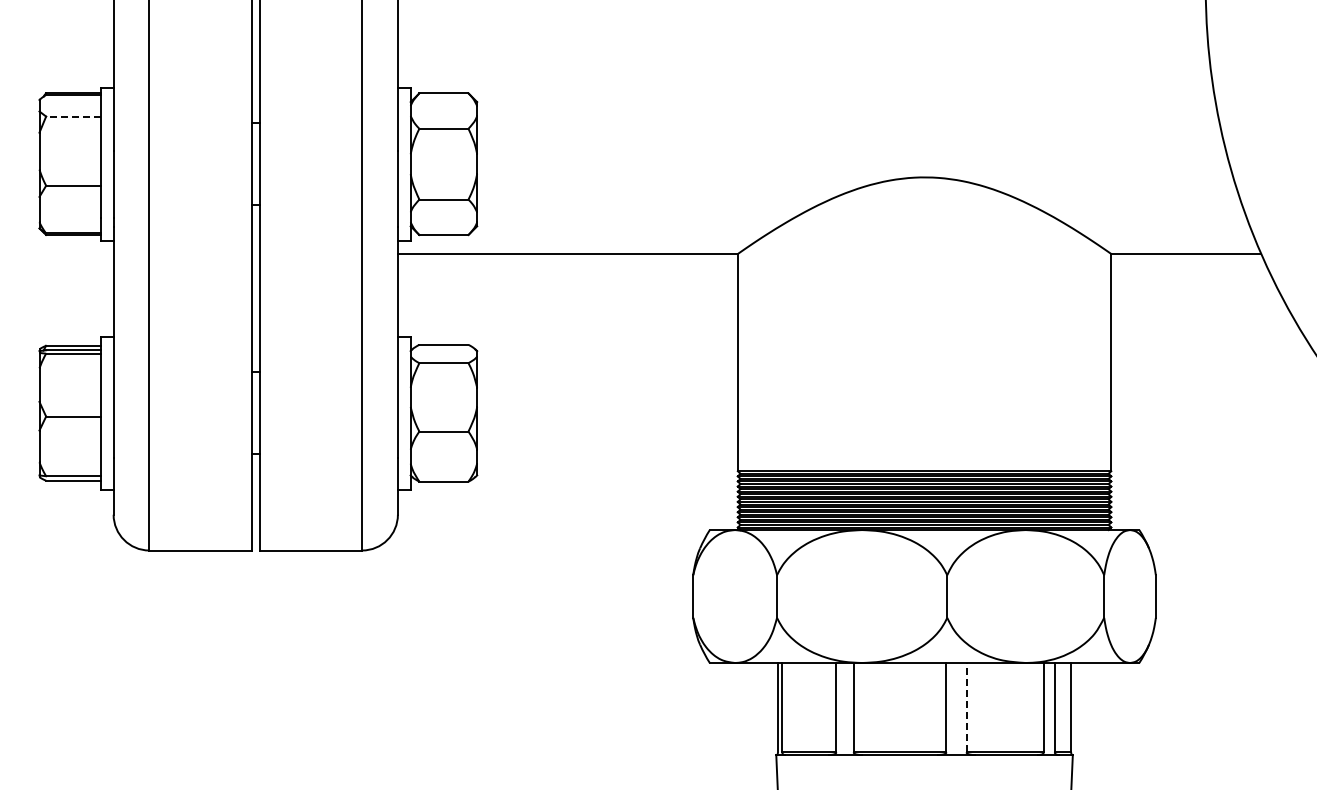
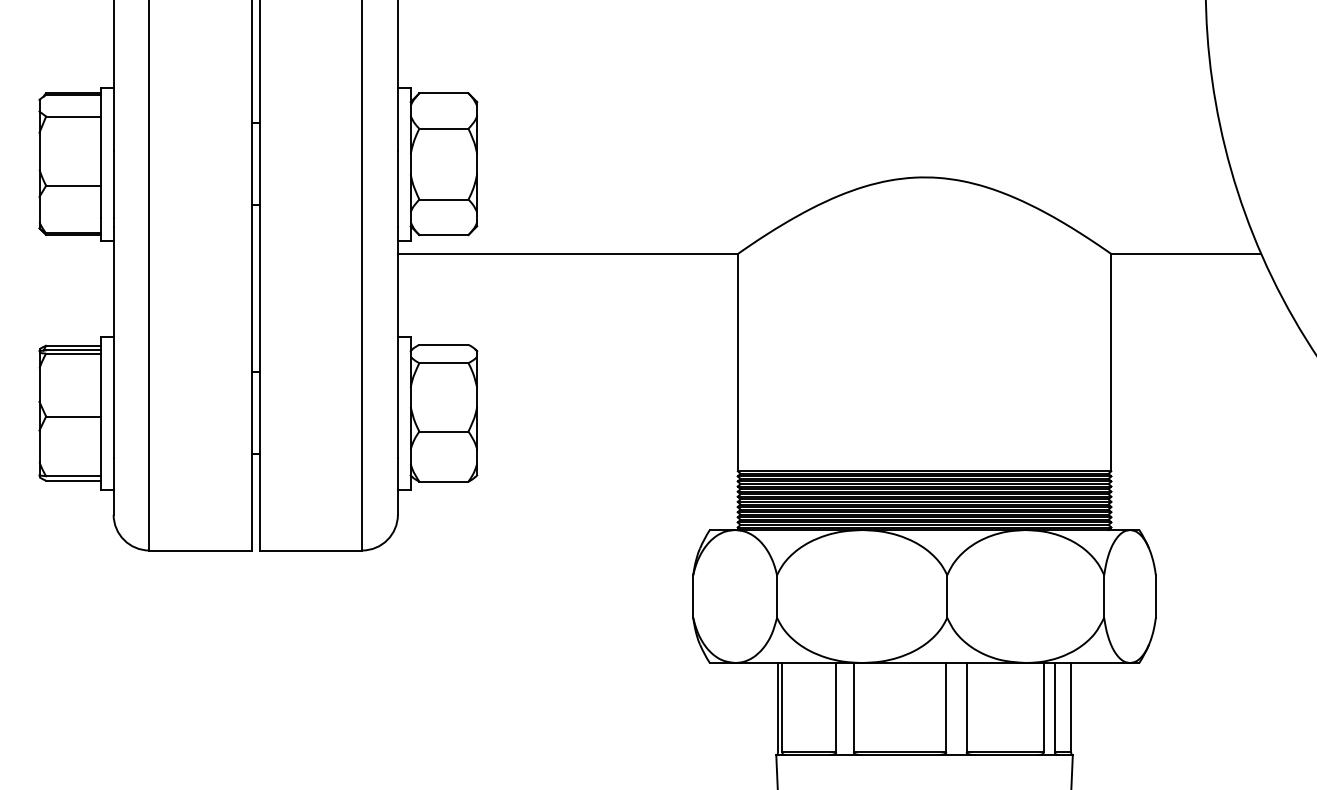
line: dashed -> solid (73, 116)
line: dashed -> solid (966, 707)
